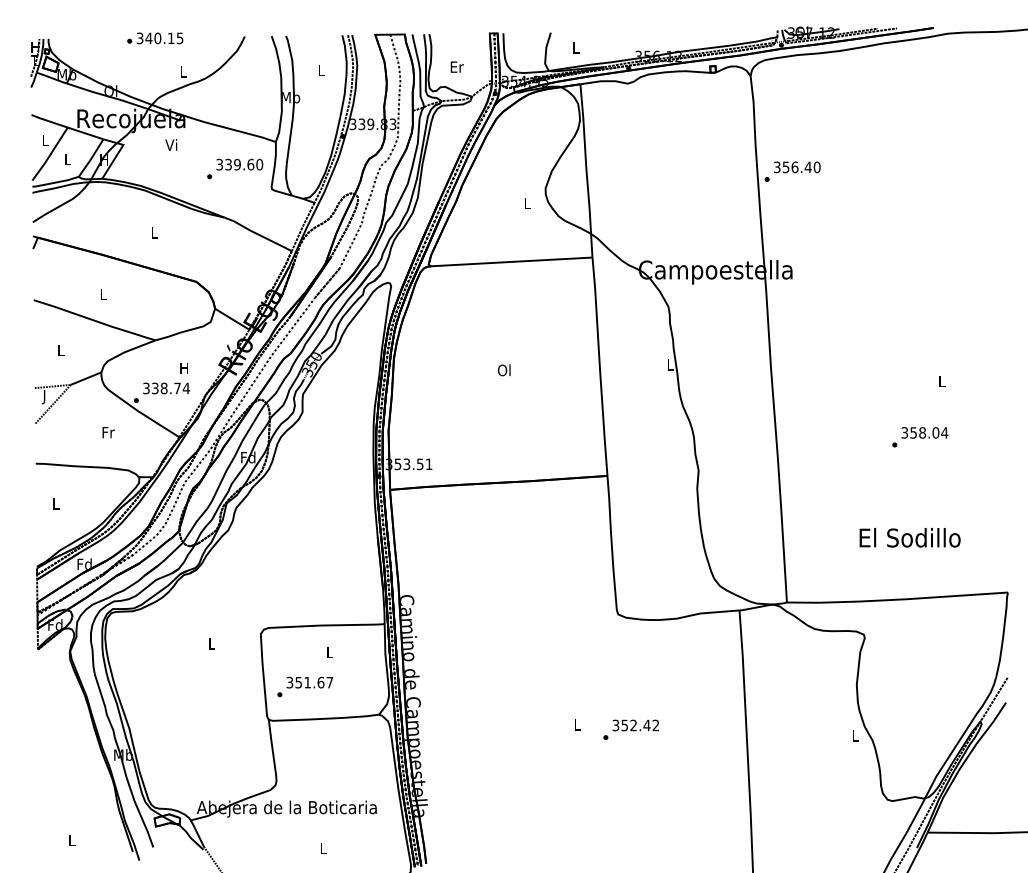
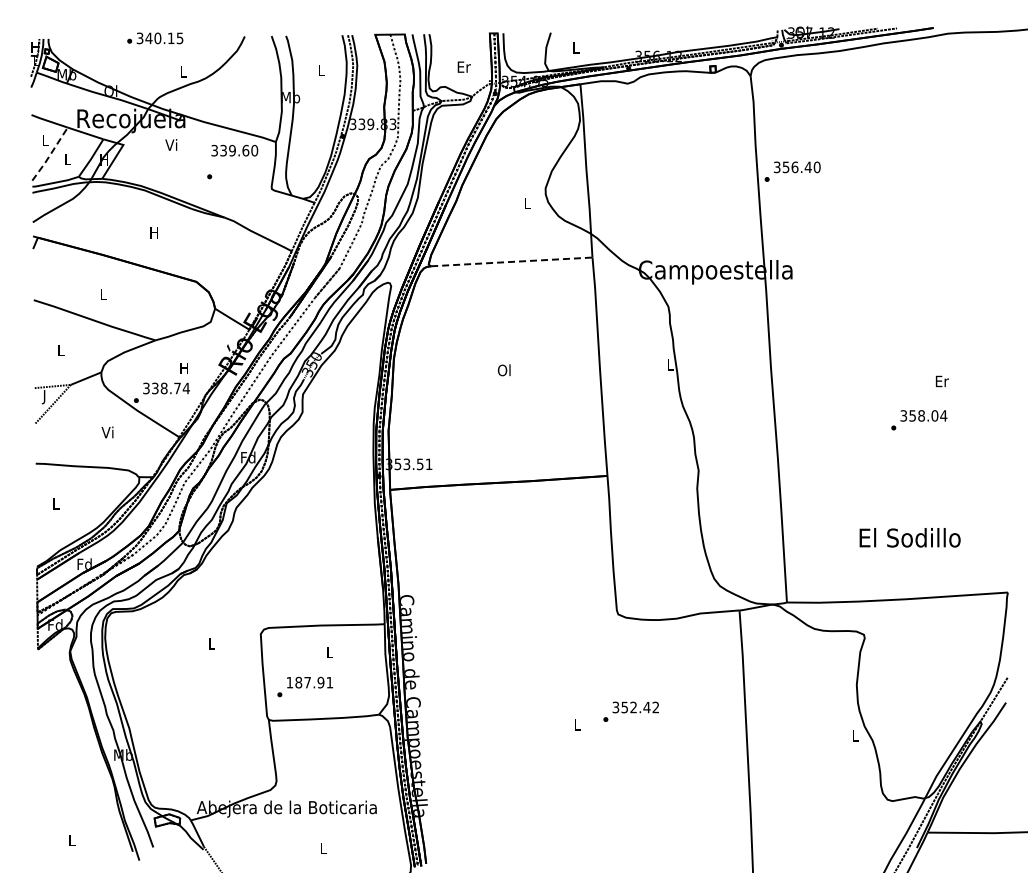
text position: (456, 66) -> (463, 66) (463, 66)
line: solid -> dashed (50, 154)
text position: (239, 164) -> (234, 150) (234, 150)
text: L -> H (153, 232)
line: solid -> dashed (512, 261)
text: L -> Er (941, 381)
text: Fr -> Vi (107, 432)
text position: (920, 437) -> (919, 420) (919, 420)
text: 351.67 -> 187.91 (309, 682)
text position: (630, 729) -> (630, 711) (630, 711)
